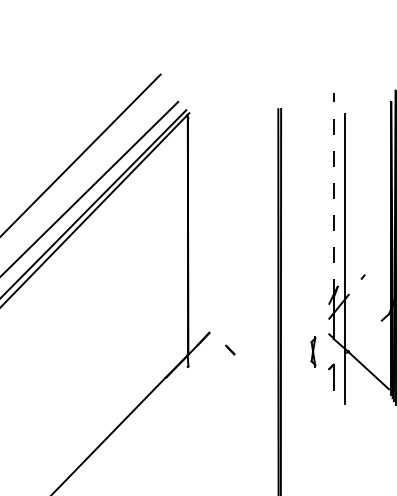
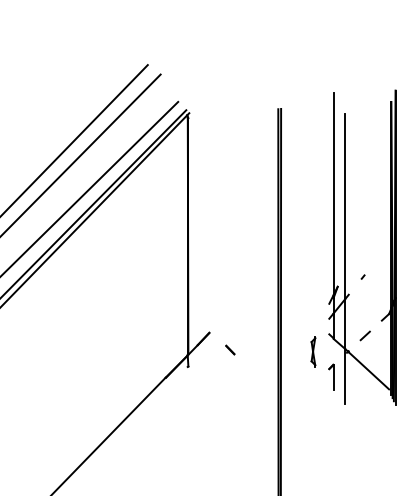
line: none -> present (74, 140)
line: dashed -> solid (333, 194)
line: none -> present (364, 335)
